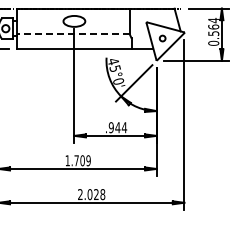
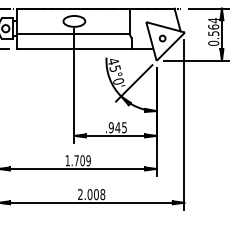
line: dashed -> solid (72, 34)
text: .944 -> .945 (124, 127)
text: 2.028 -> 2.008 (96, 194)
